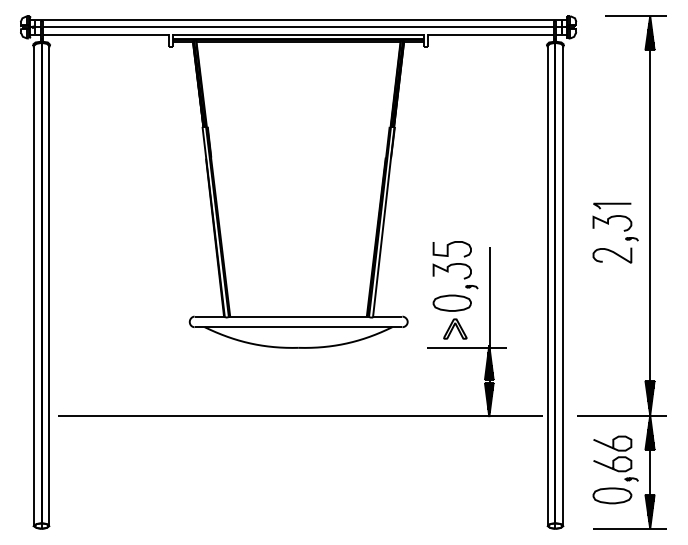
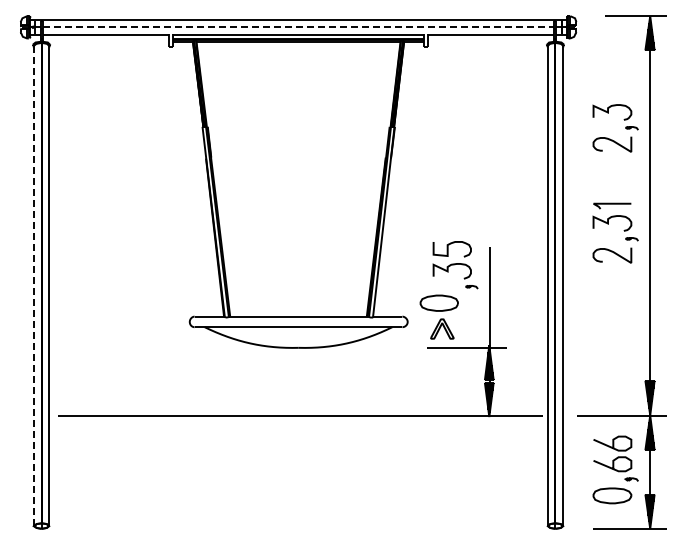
line: solid -> dashed (298, 27)
part: none -> present (625, 128)
line: solid -> dashed (33, 286)
part position: (451, 316) -> (438, 316) (438, 316)
